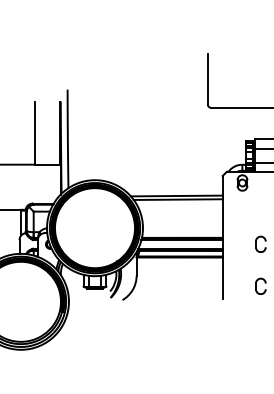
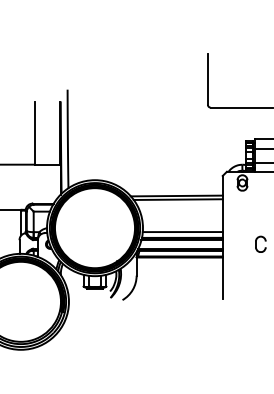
line: none -> present (182, 232)
part: present -> none (260, 285)
